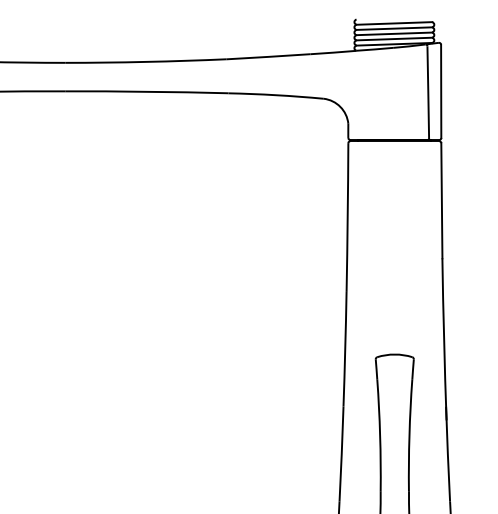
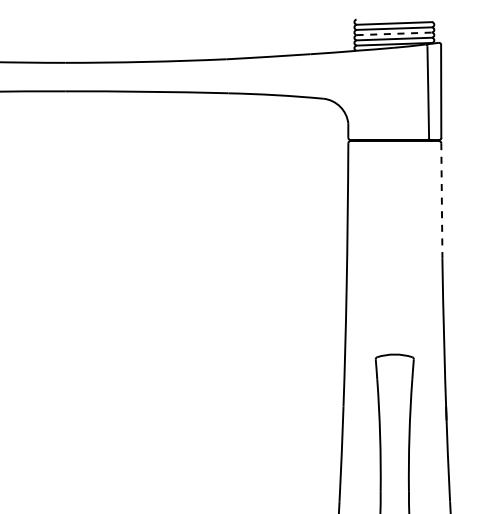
line: solid -> dashed (394, 33)
line: solid -> dashed (441, 200)
